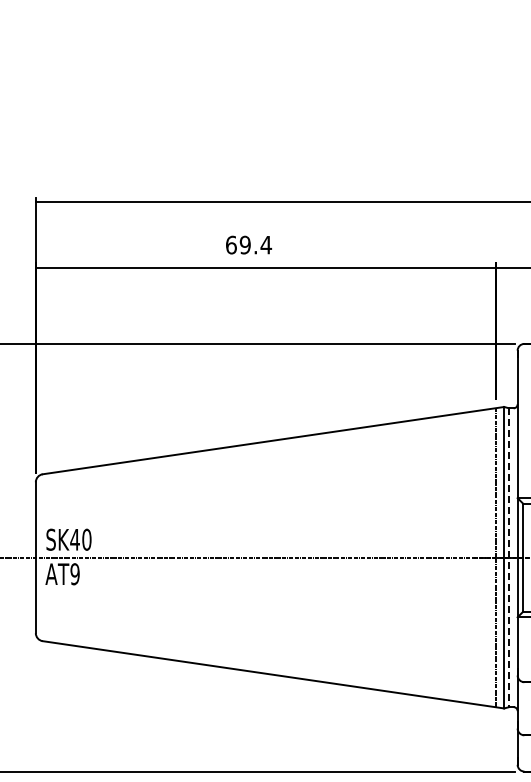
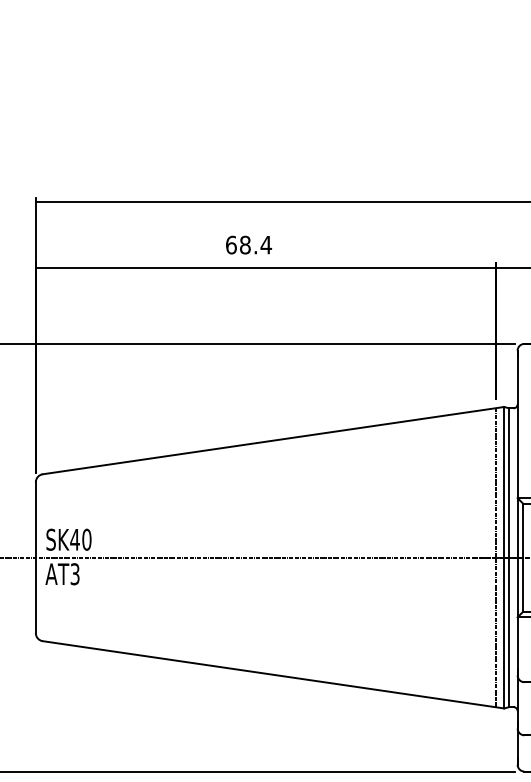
text: 69.4 -> 68.4 (244, 245)
line: dashed -> solid (509, 558)
text: AT9 -> AT3 (74, 574)
